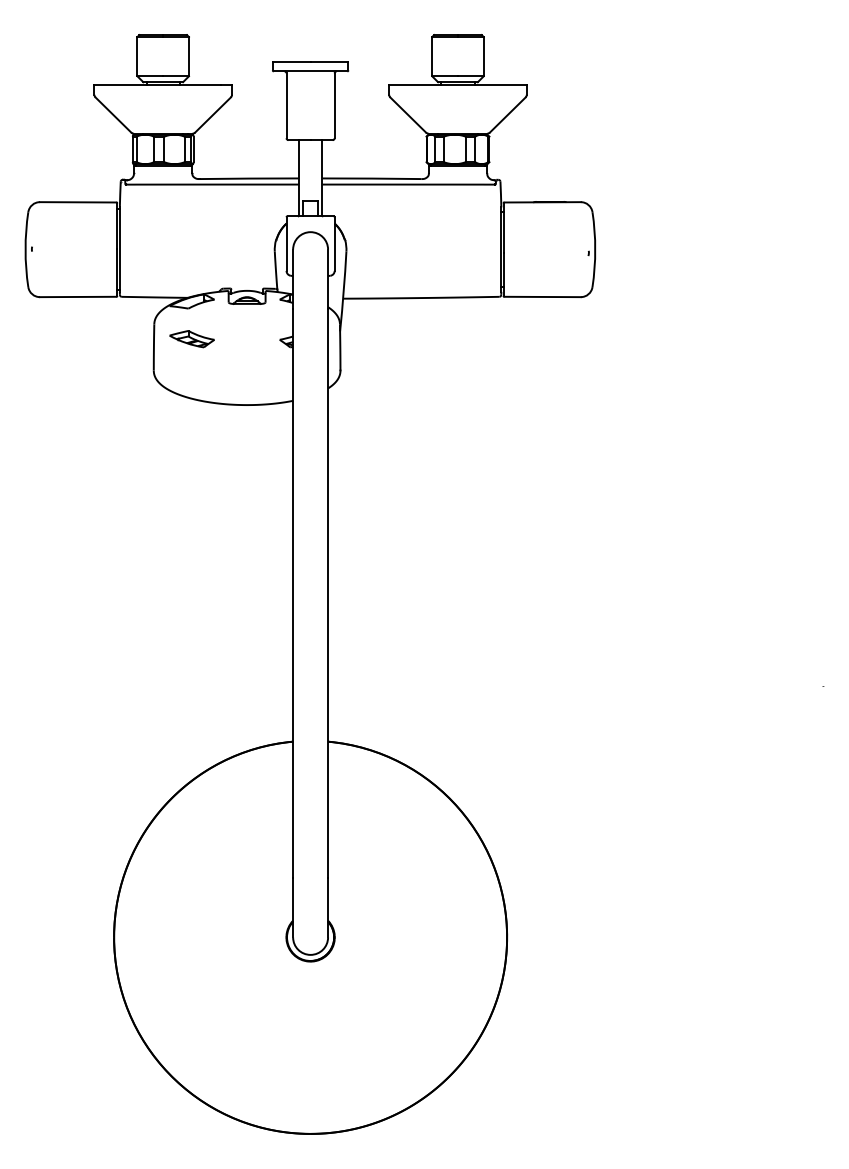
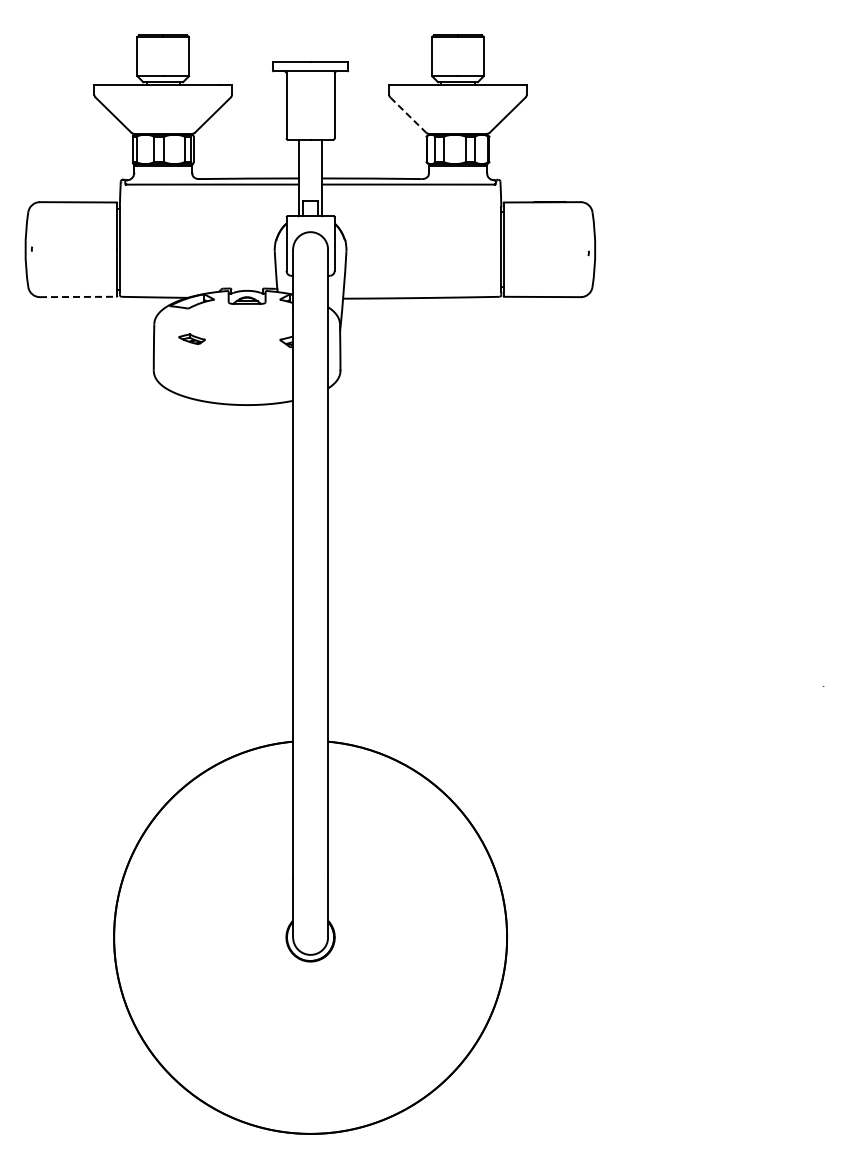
line: solid -> dashed (408, 115)
line: solid -> dashed (78, 296)
part size: 46x19 px -> 28x12 px (191, 338)
